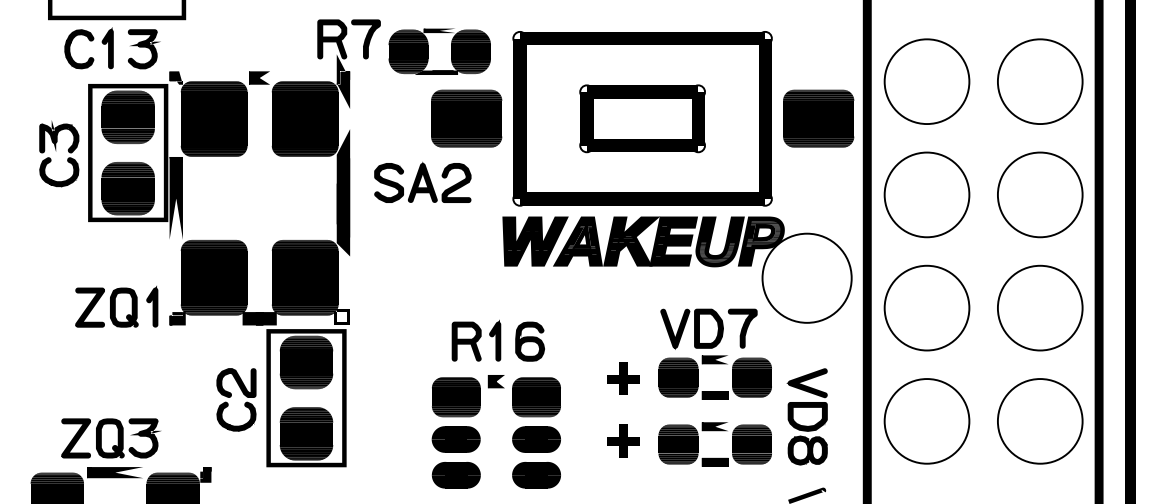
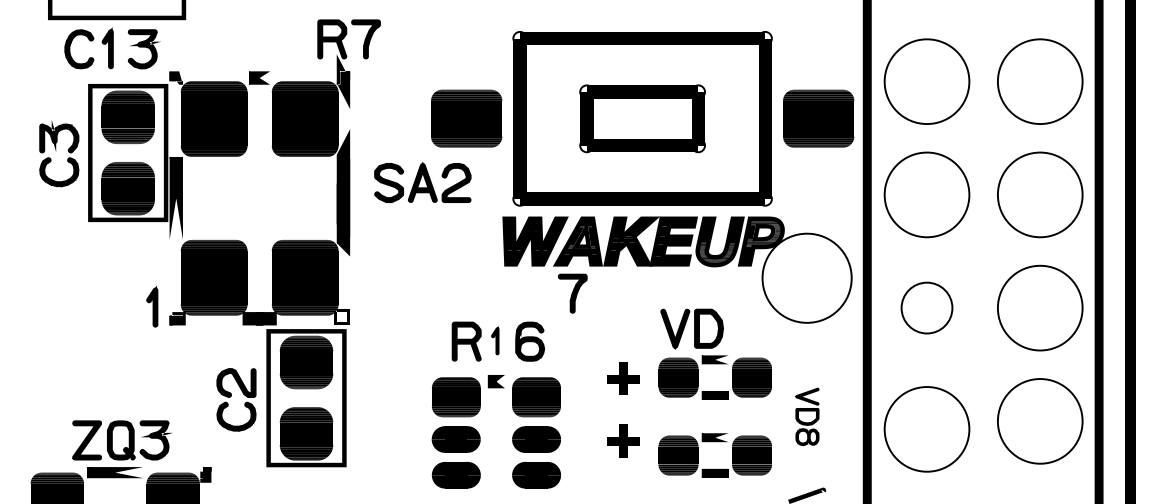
part: present -> none (428, 51)
part: present -> none (106, 307)
part size: 88x88 px -> 54x54 px (926, 307)
part position: (742, 328) -> (572, 293) (572, 293)
part size: 13x43 px -> 9x30 px (495, 340)
part size: 42x98 px -> 25x59 px (807, 416)
part position: (926, 421) -> (926, 429) (926, 429)
part position: (714, 431) -> (714, 442) (714, 442)
part position: (111, 438) -> (122, 440) (122, 440)
